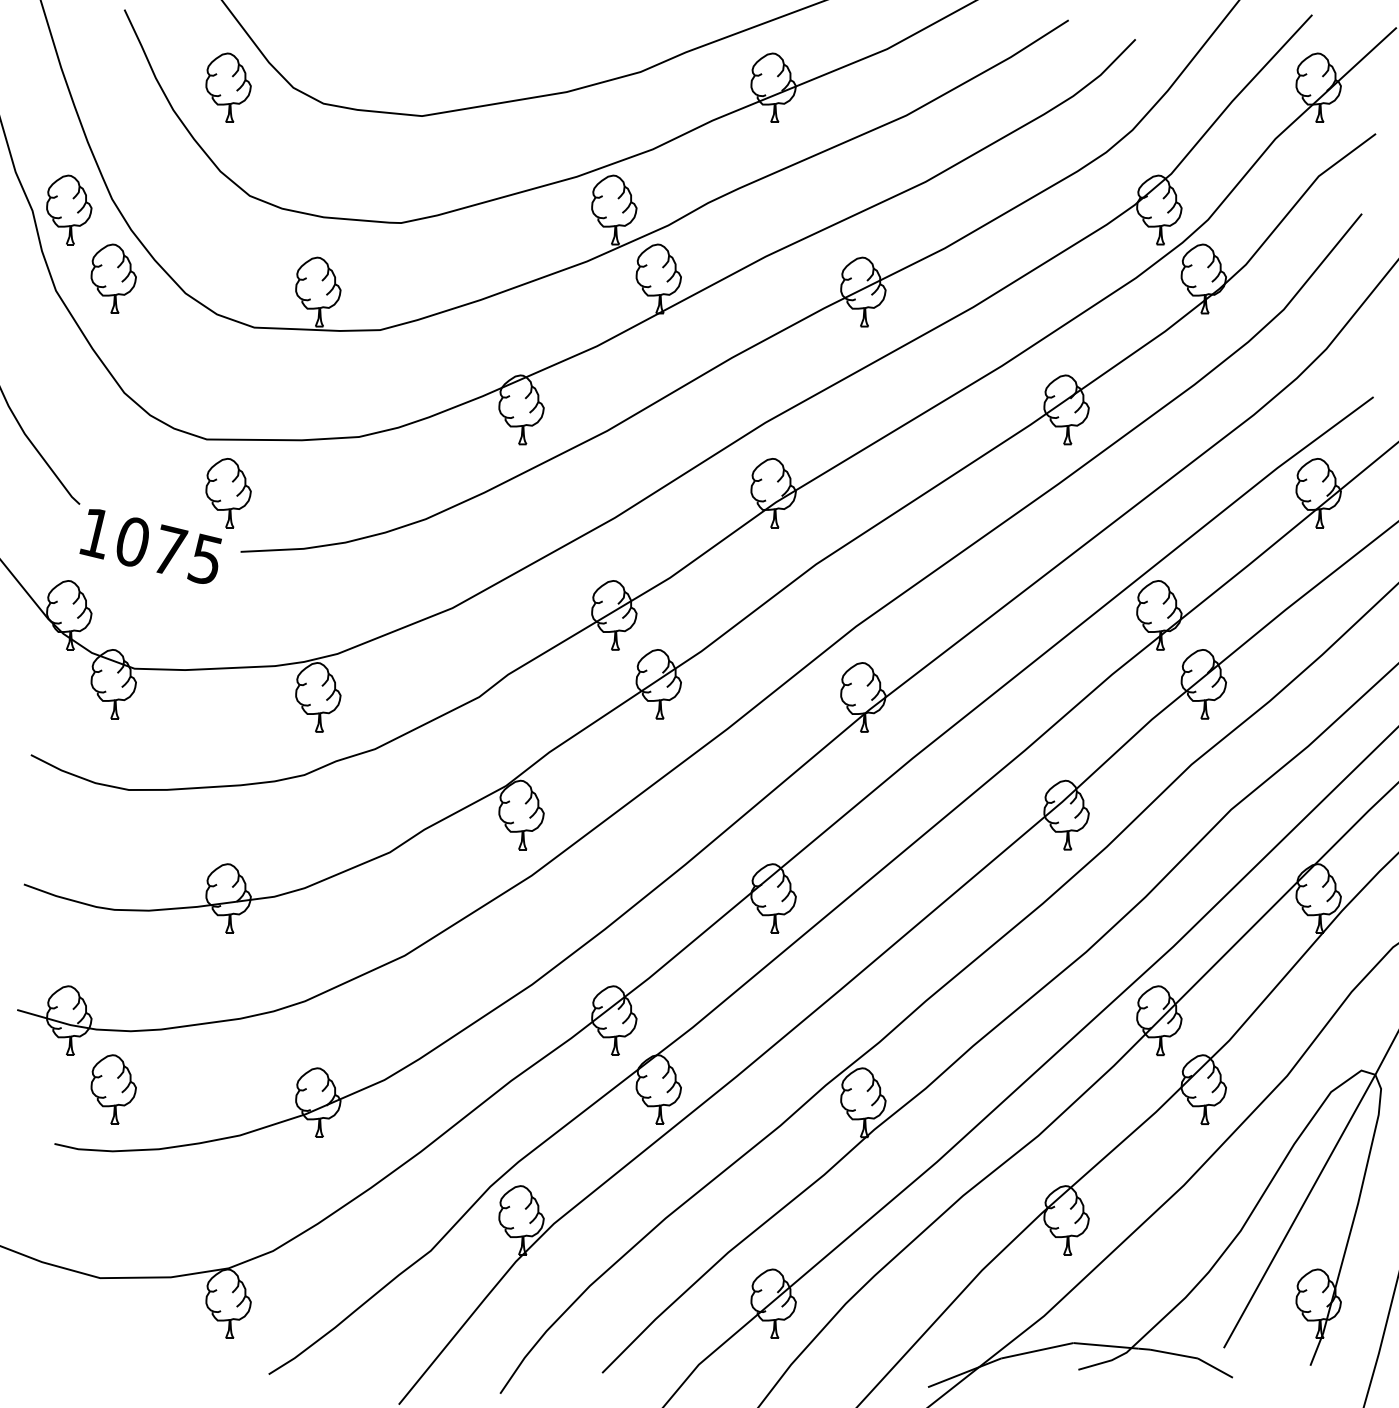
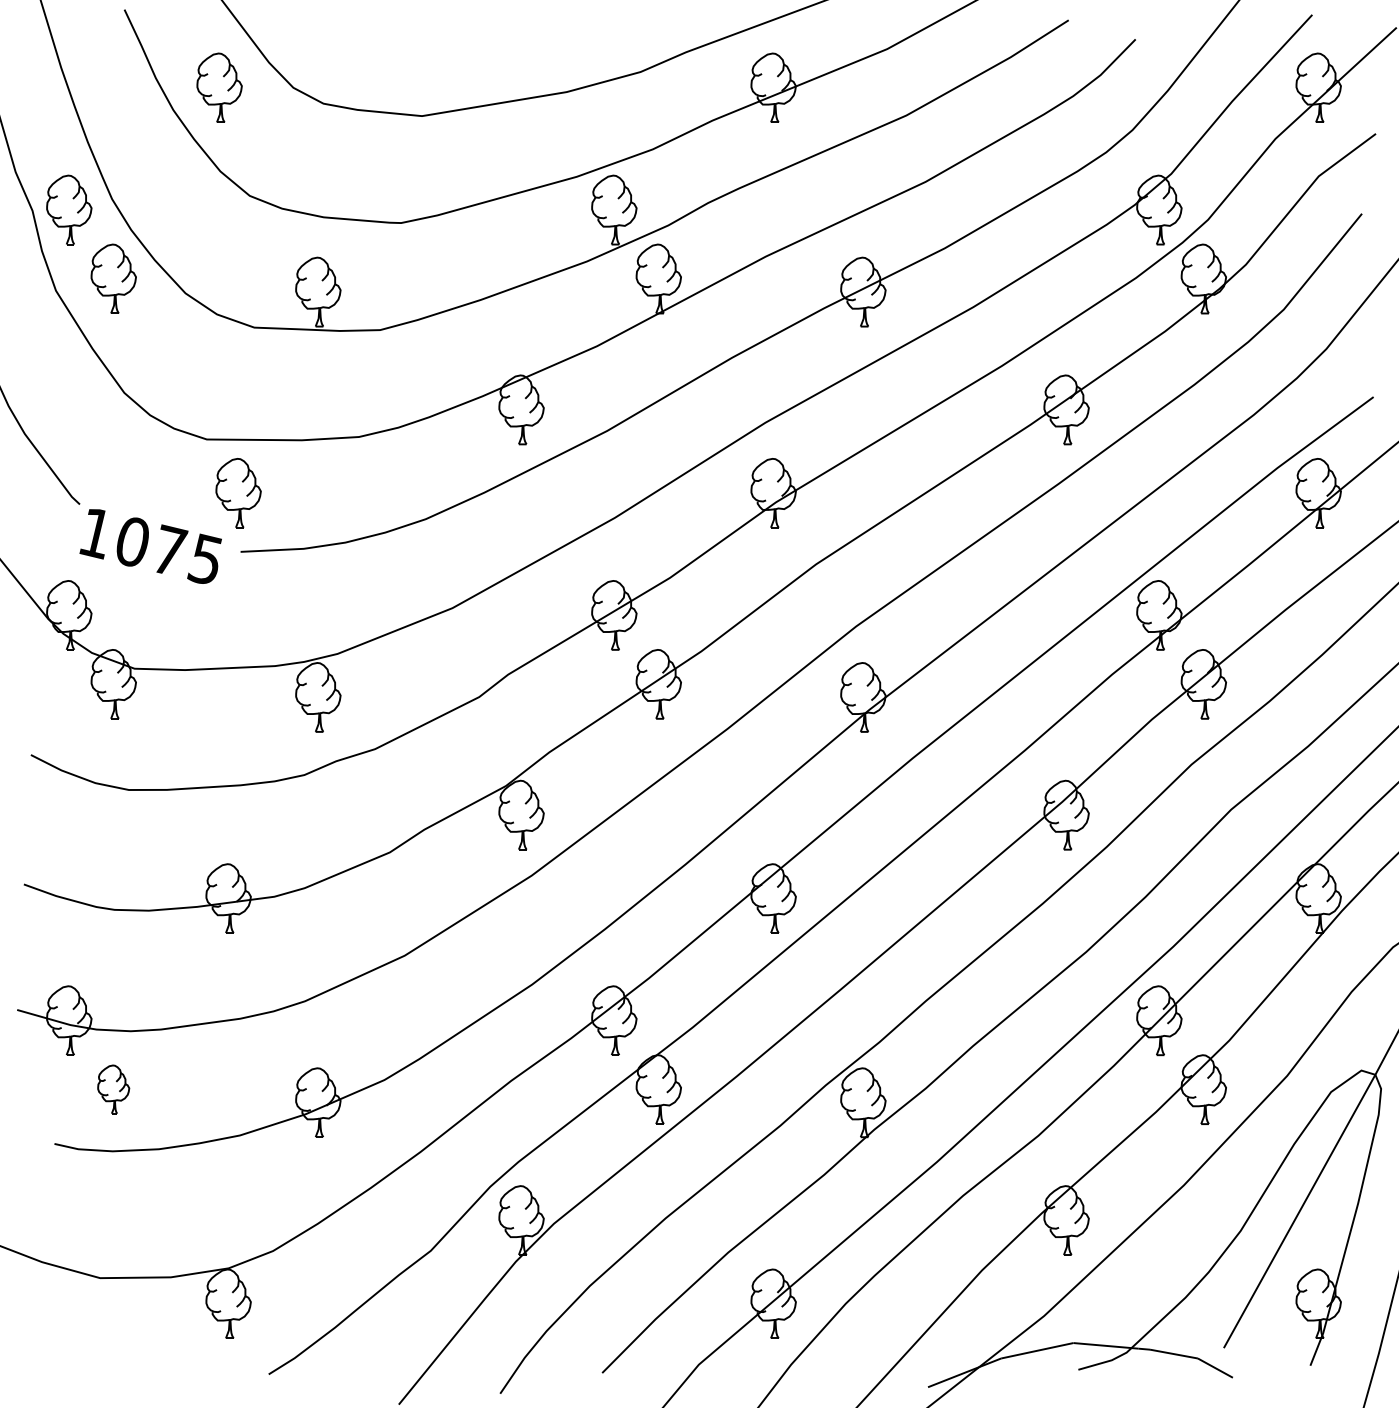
part position: (228, 87) -> (219, 87) (219, 87)
part position: (228, 493) -> (238, 493) (238, 493)
part size: 47x71 px -> 34x51 px (113, 1089)
